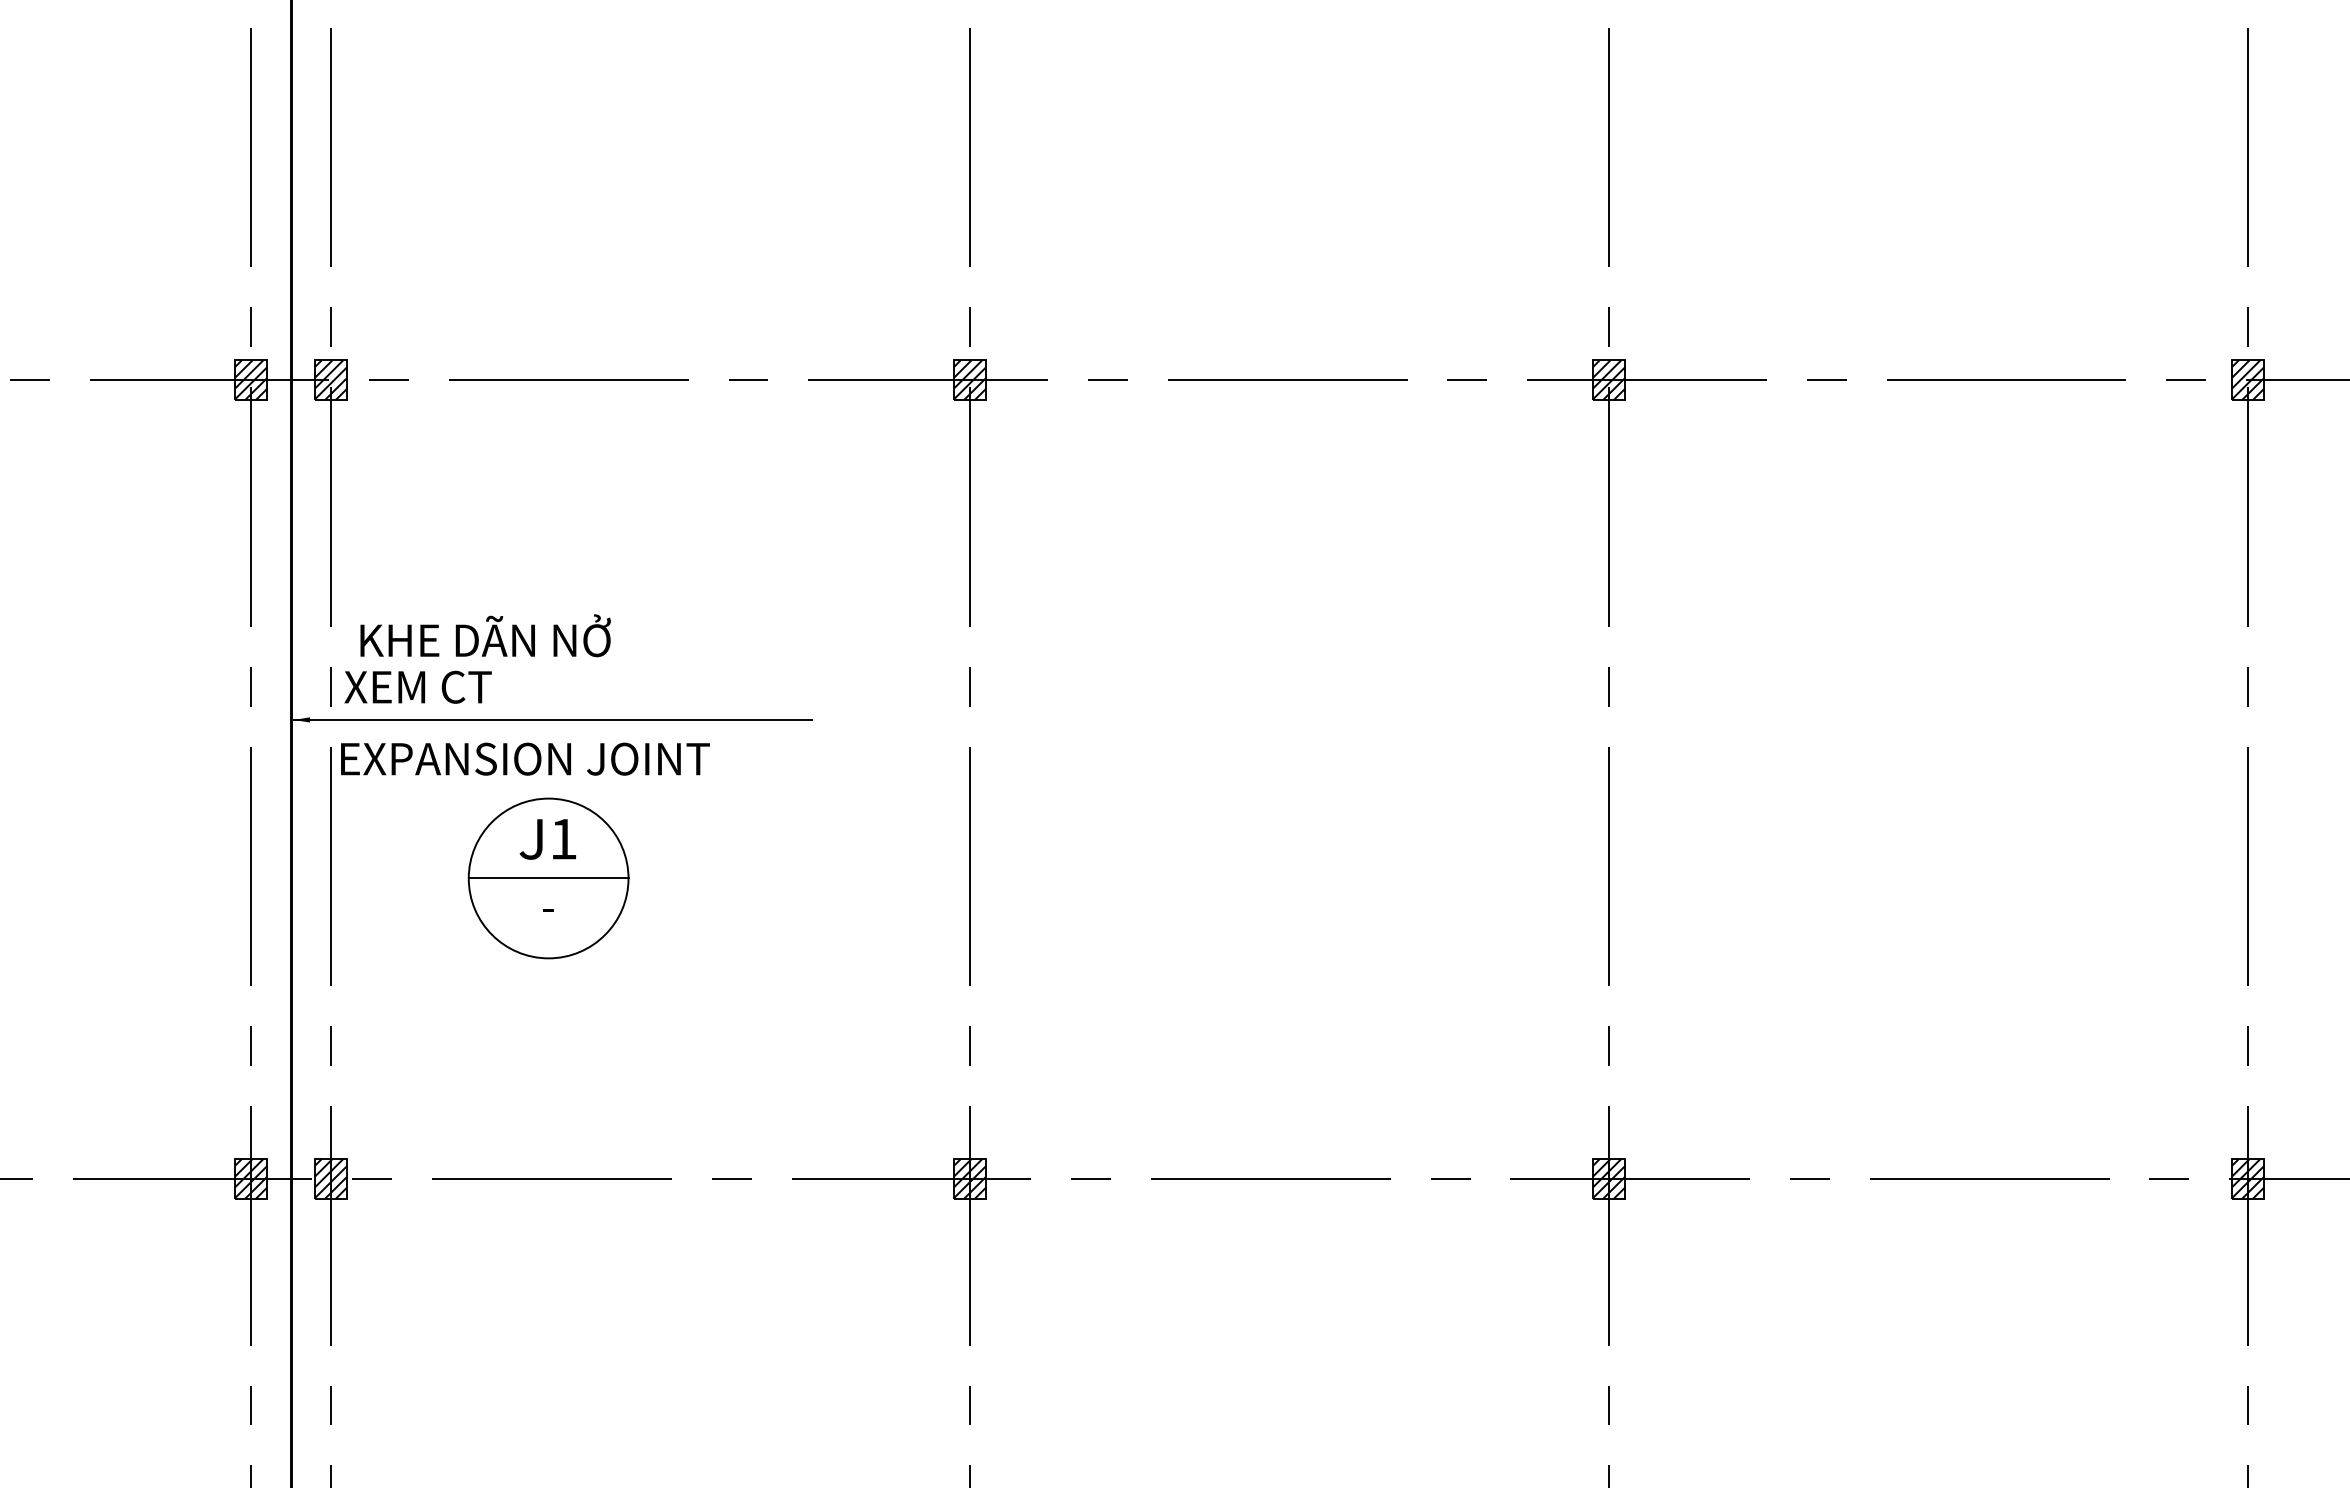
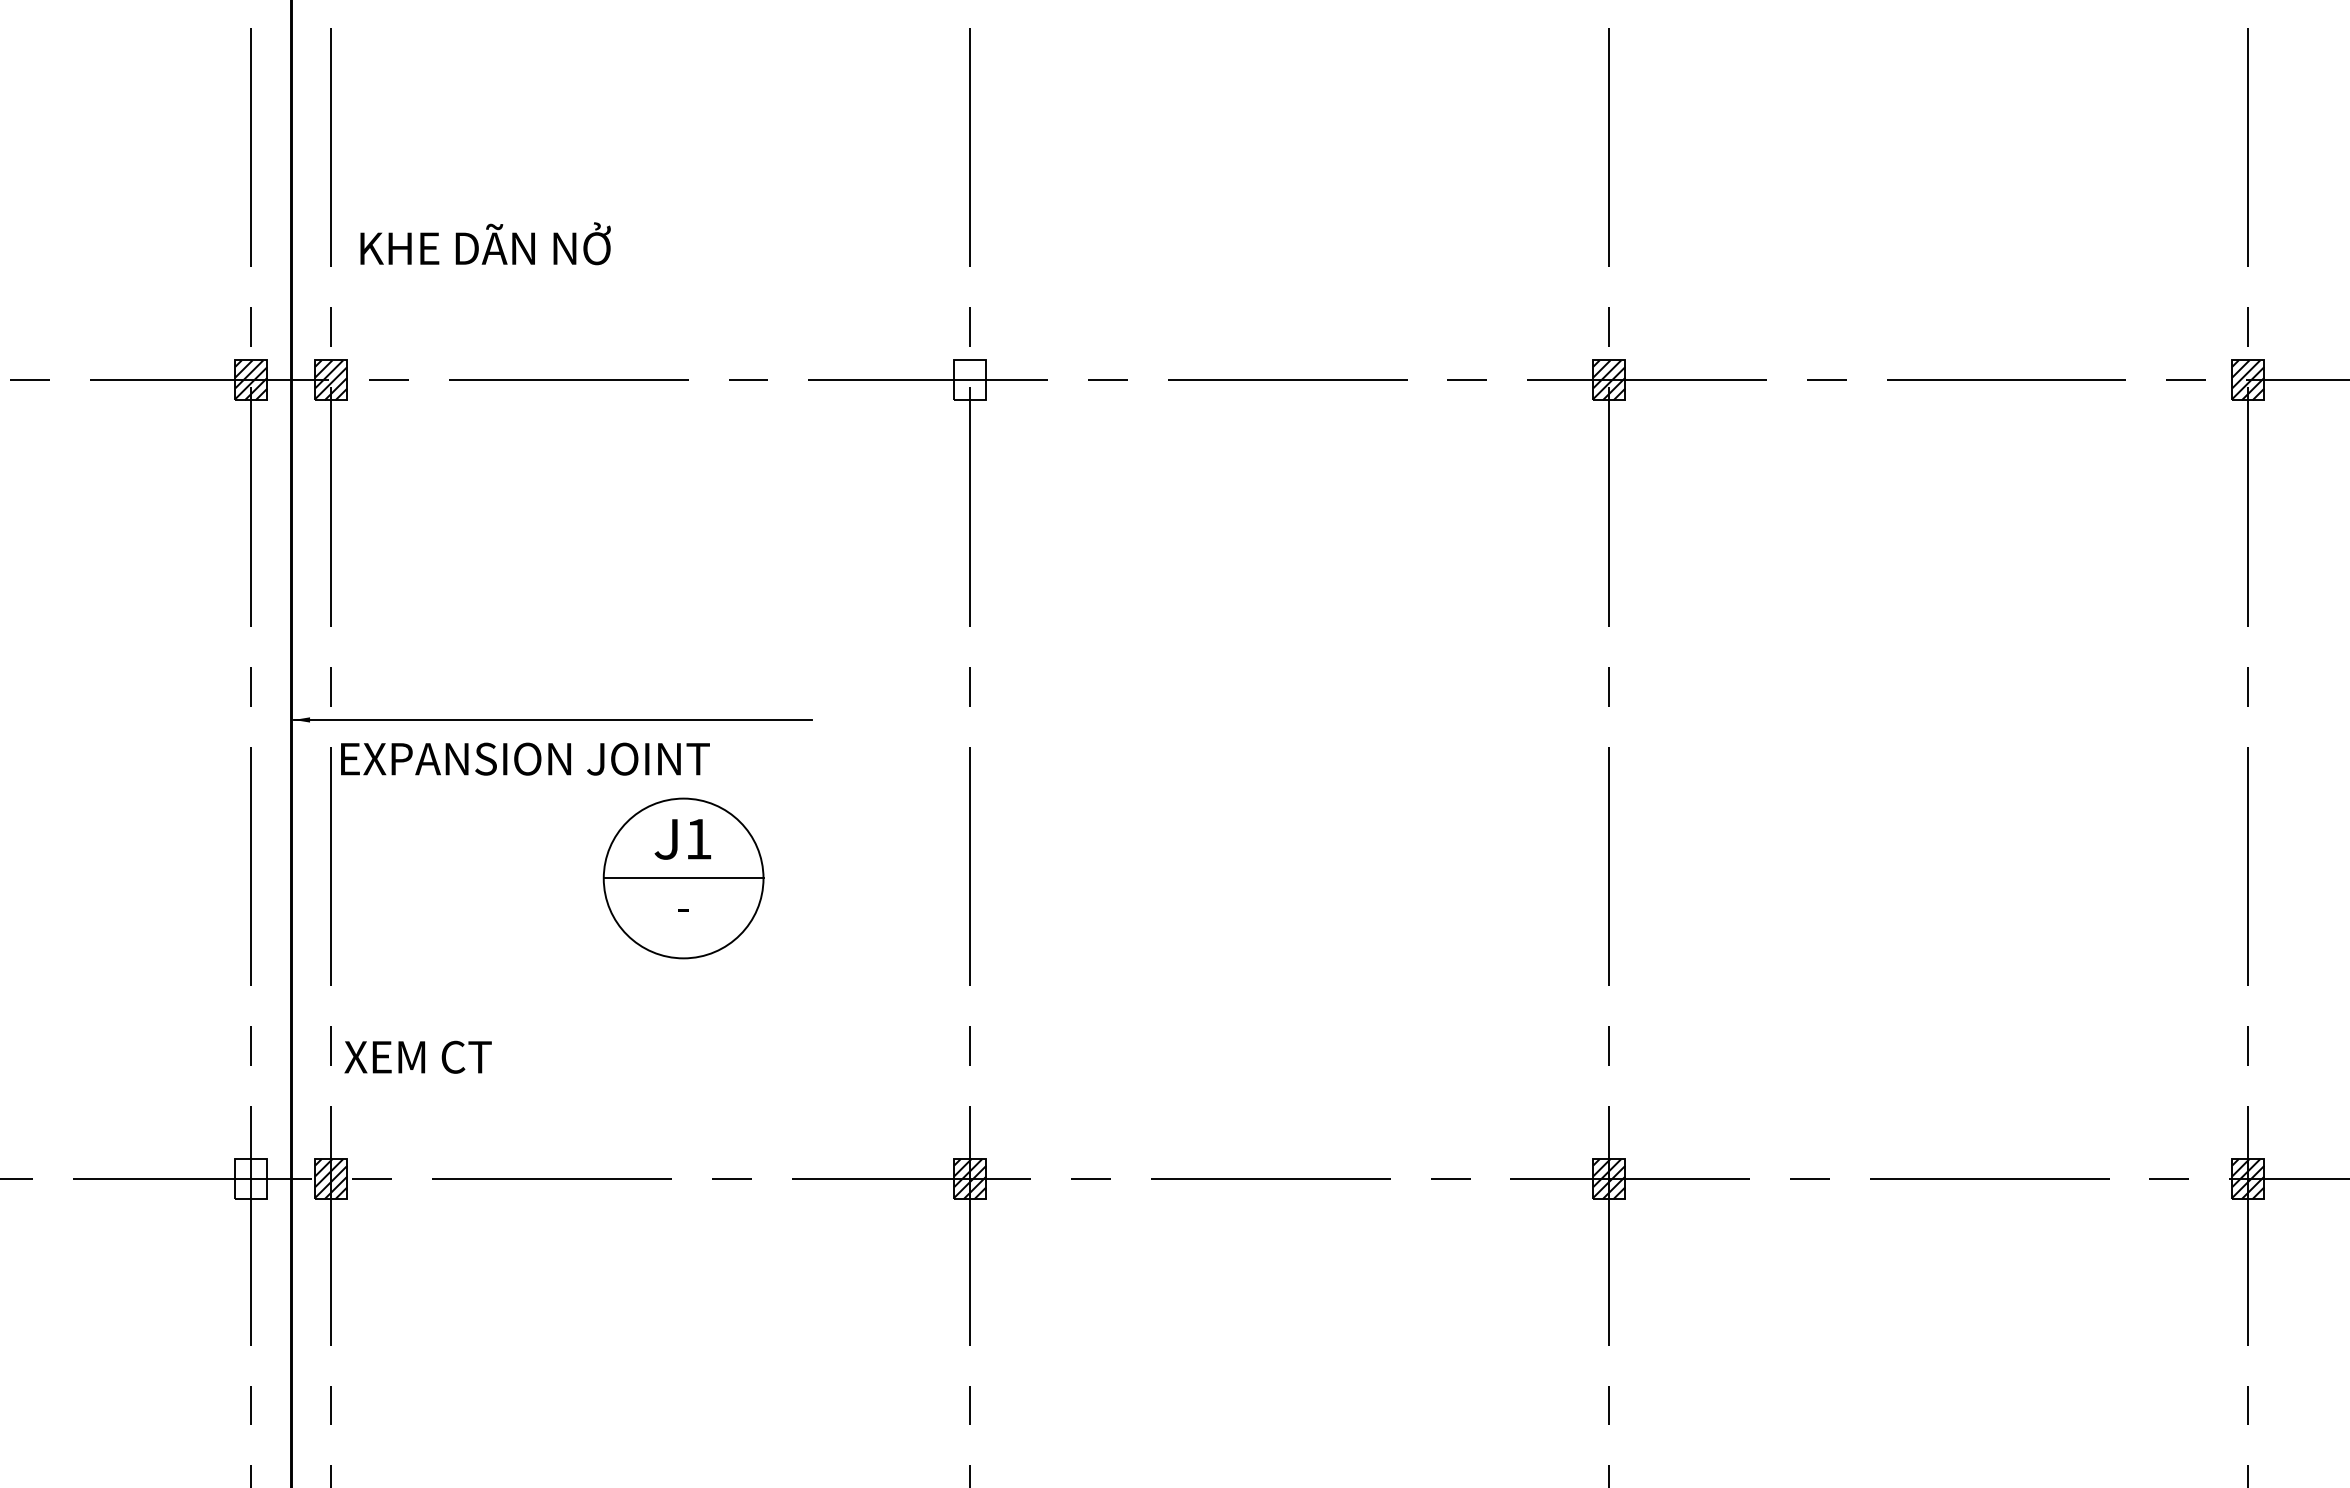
hatch: present -> none (970, 380)
text position: (485, 635) -> (485, 243) (485, 243)
text position: (417, 686) -> (417, 1056) (417, 1056)
part position: (548, 878) -> (683, 878) (683, 878)
hatch: present -> none (251, 1179)
